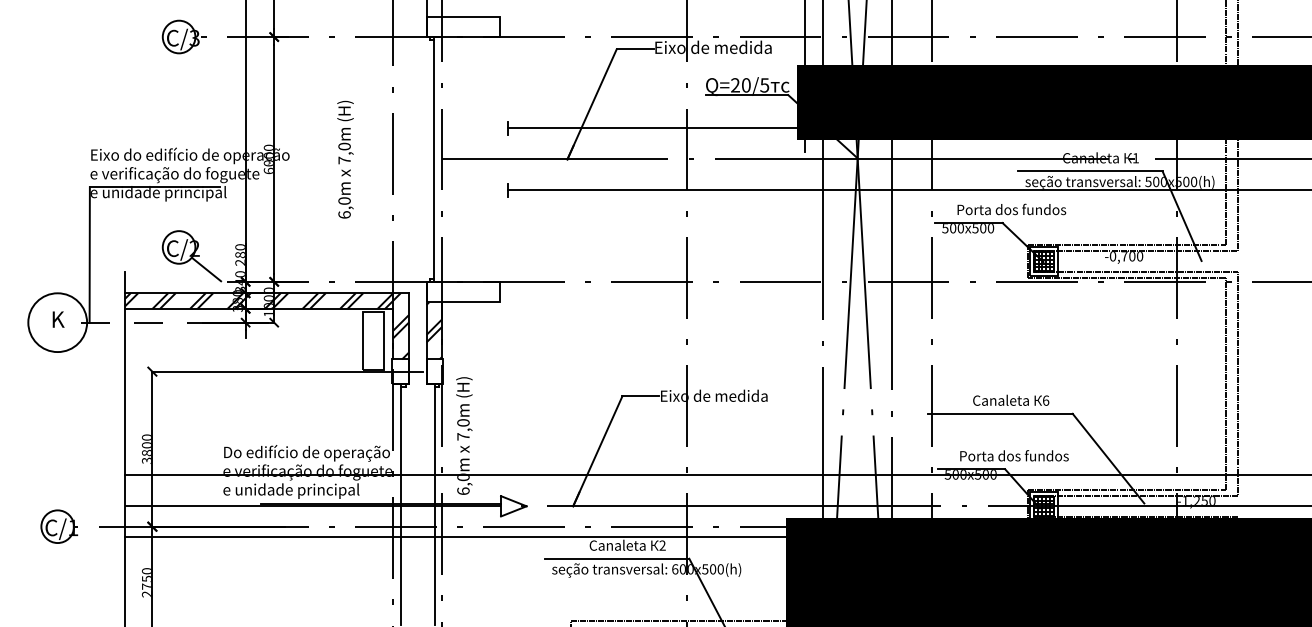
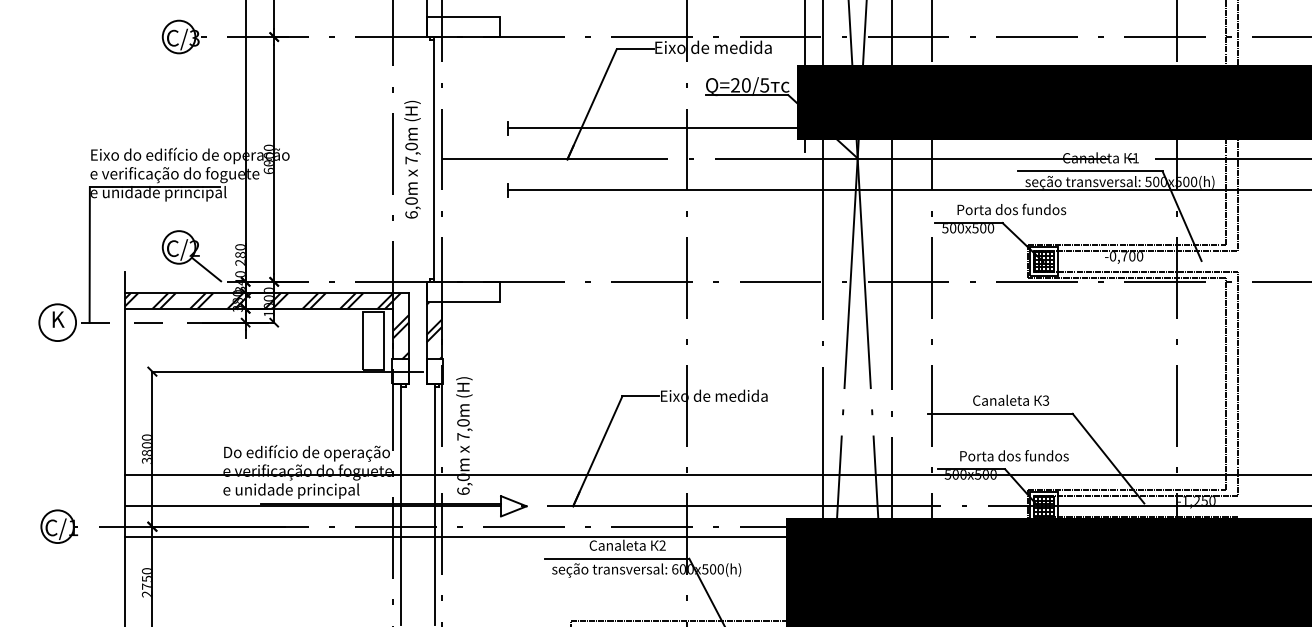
text position: (345, 159) -> (412, 159) (412, 159)
circle diameter: 59 px -> 37 px (57, 322)
text: 6 -> 3 (1045, 400)
